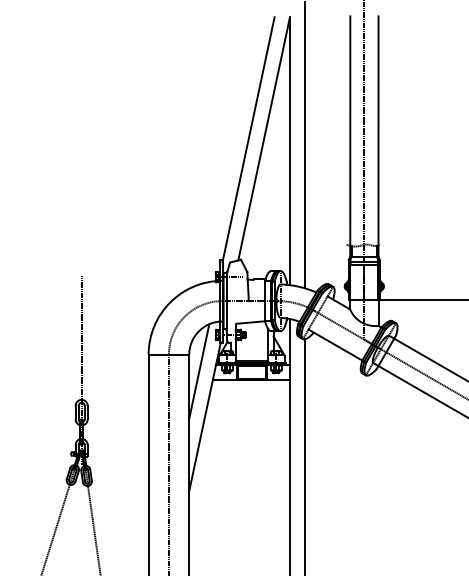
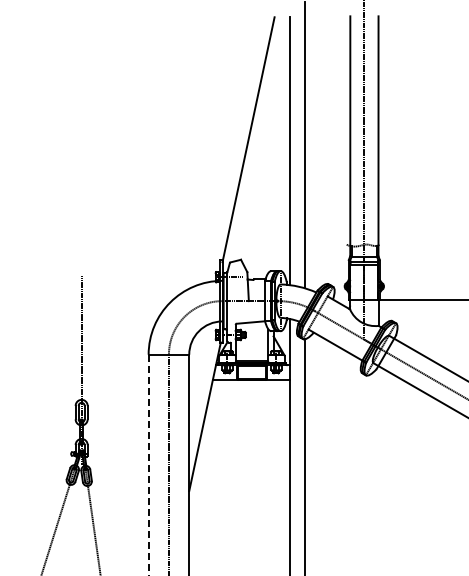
line: present -> none (263, 139)
line: present -> none (199, 371)
line: solid -> dashed (148, 465)
